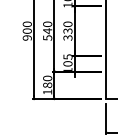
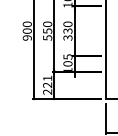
text: 540 -> 550 (47, 31)
text: 180 -> 221 (47, 84)
